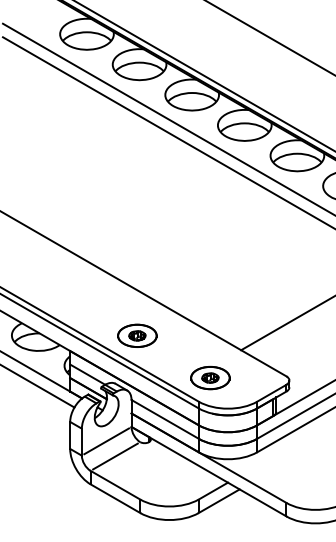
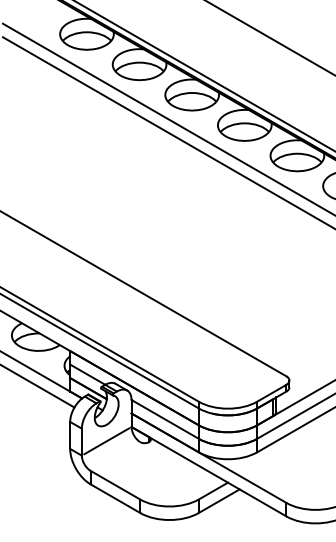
line: present -> none (286, 323)
part: present -> none (137, 335)
part: present -> none (210, 378)
line: present -> none (115, 456)
